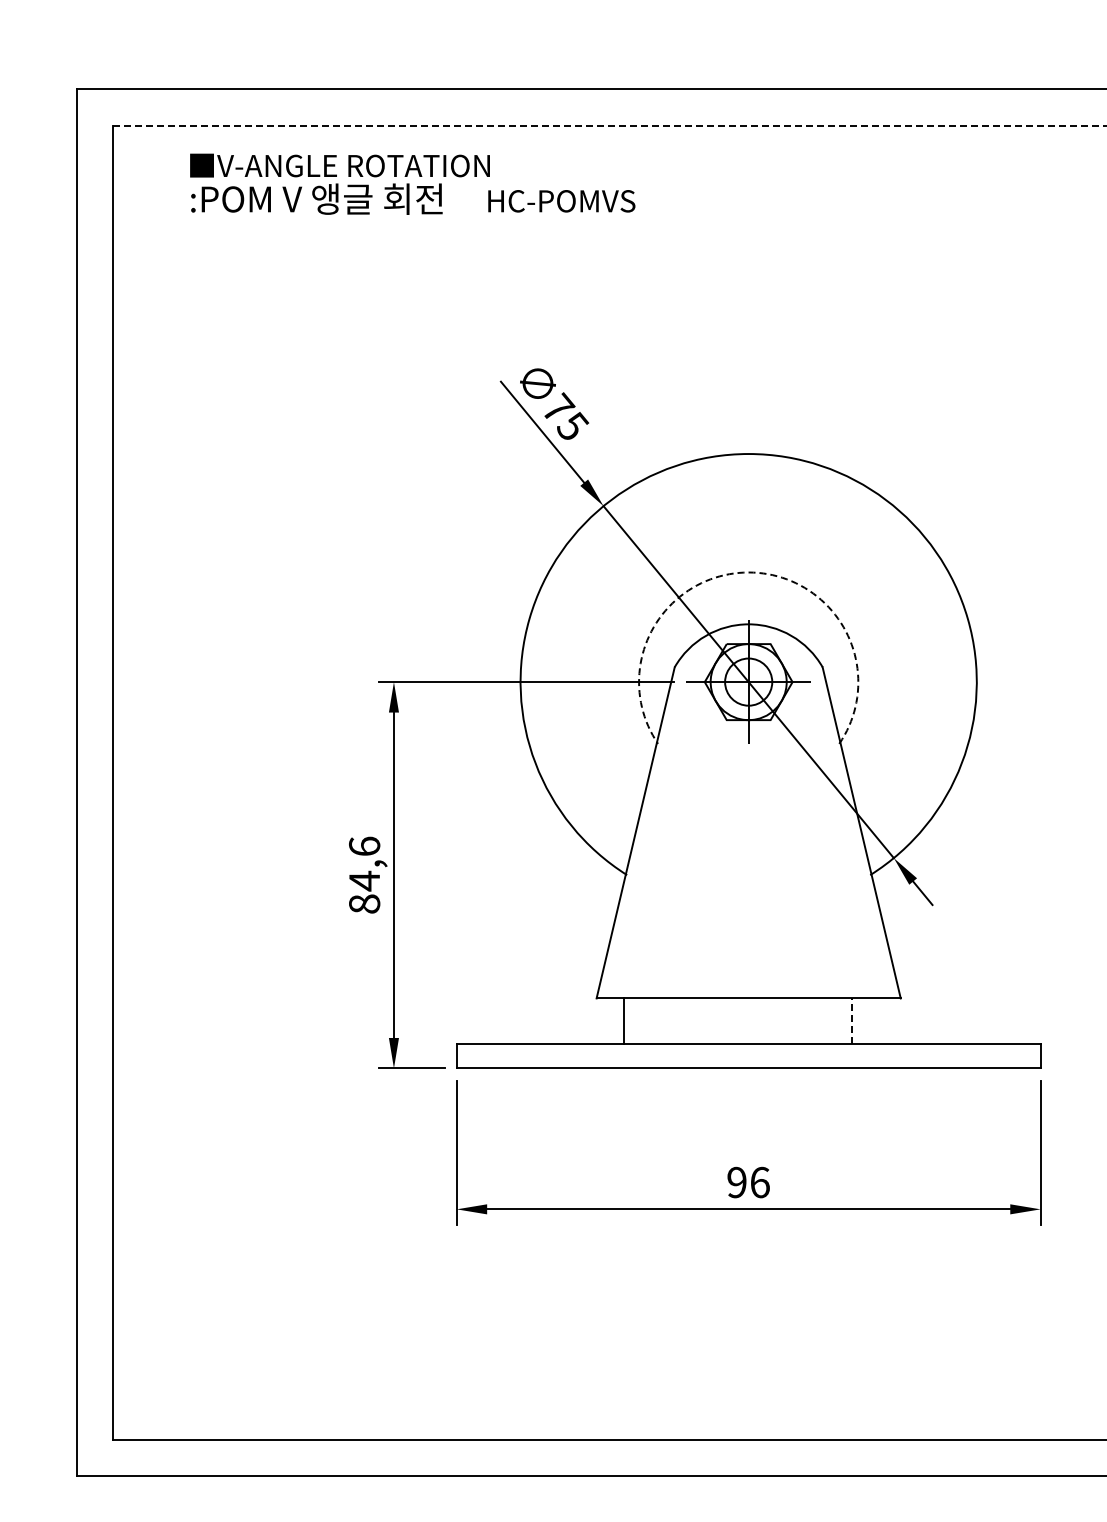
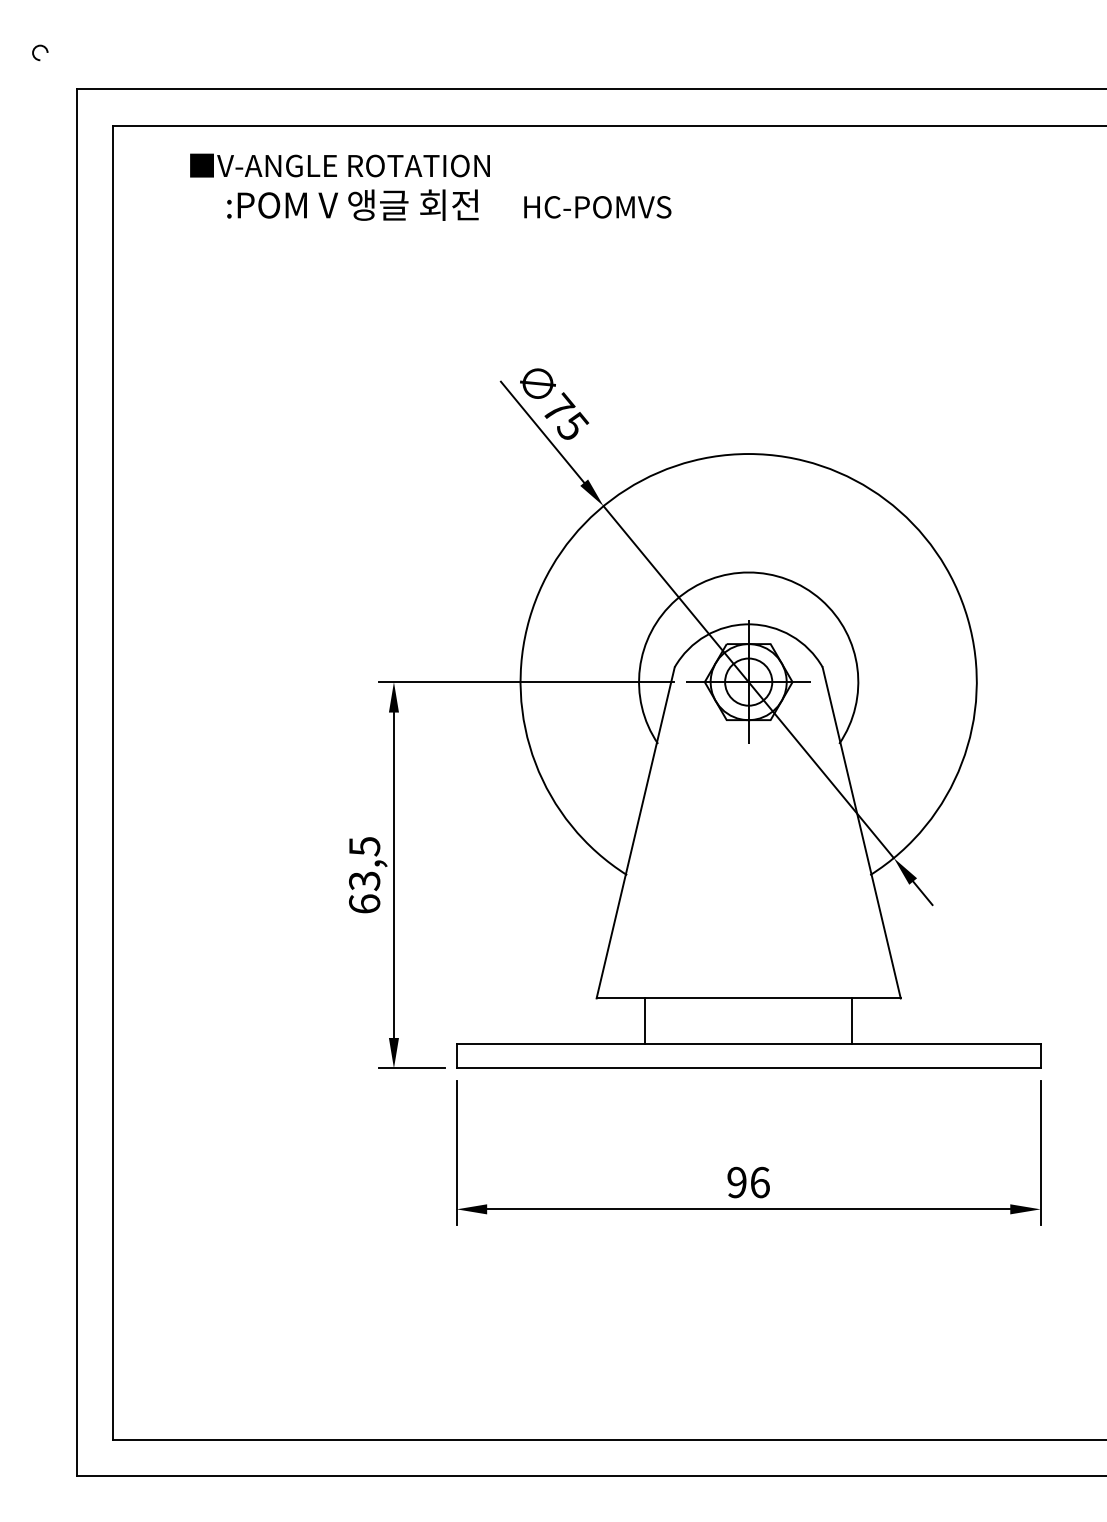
arc: none -> present (44, 48)
line: dashed -> solid (610, 125)
text position: (413, 198) -> (449, 204) (449, 204)
arc: dashed -> solid (748, 572)
text: 84,6 -> 63,5 (364, 874)
line position: (624, 1021) -> (645, 1021) (645, 1021)
line: dashed -> solid (852, 1021)
